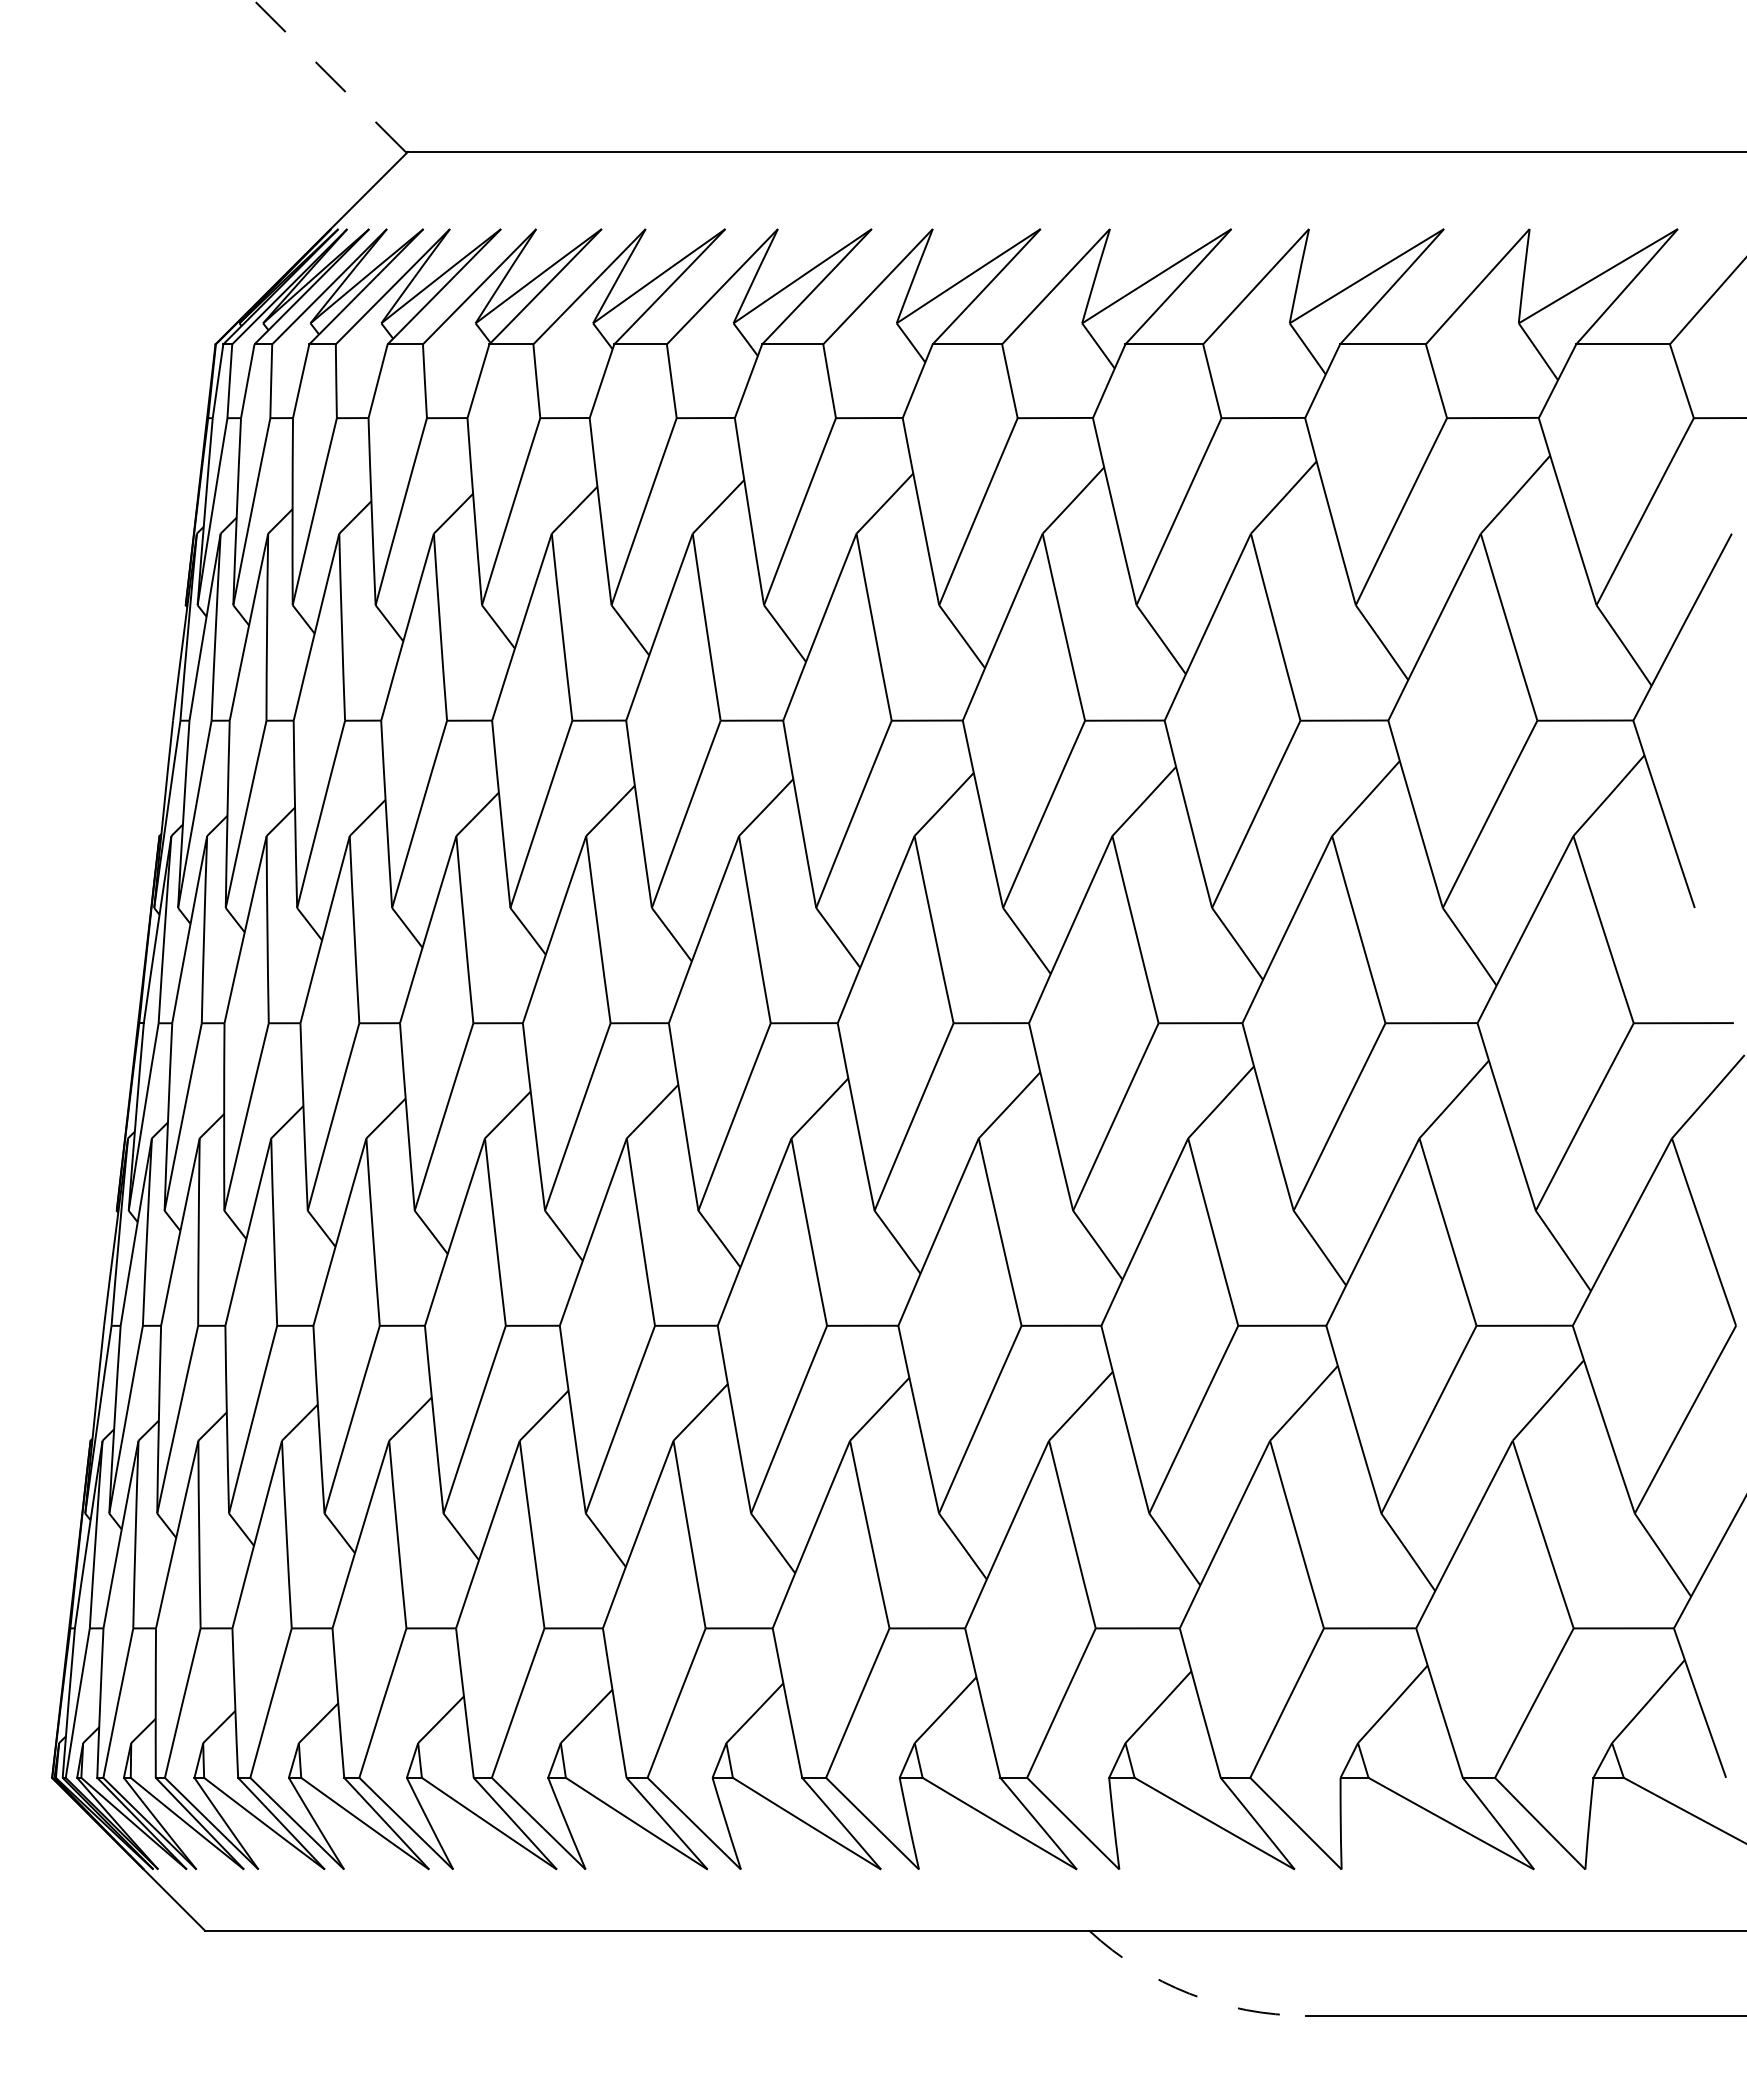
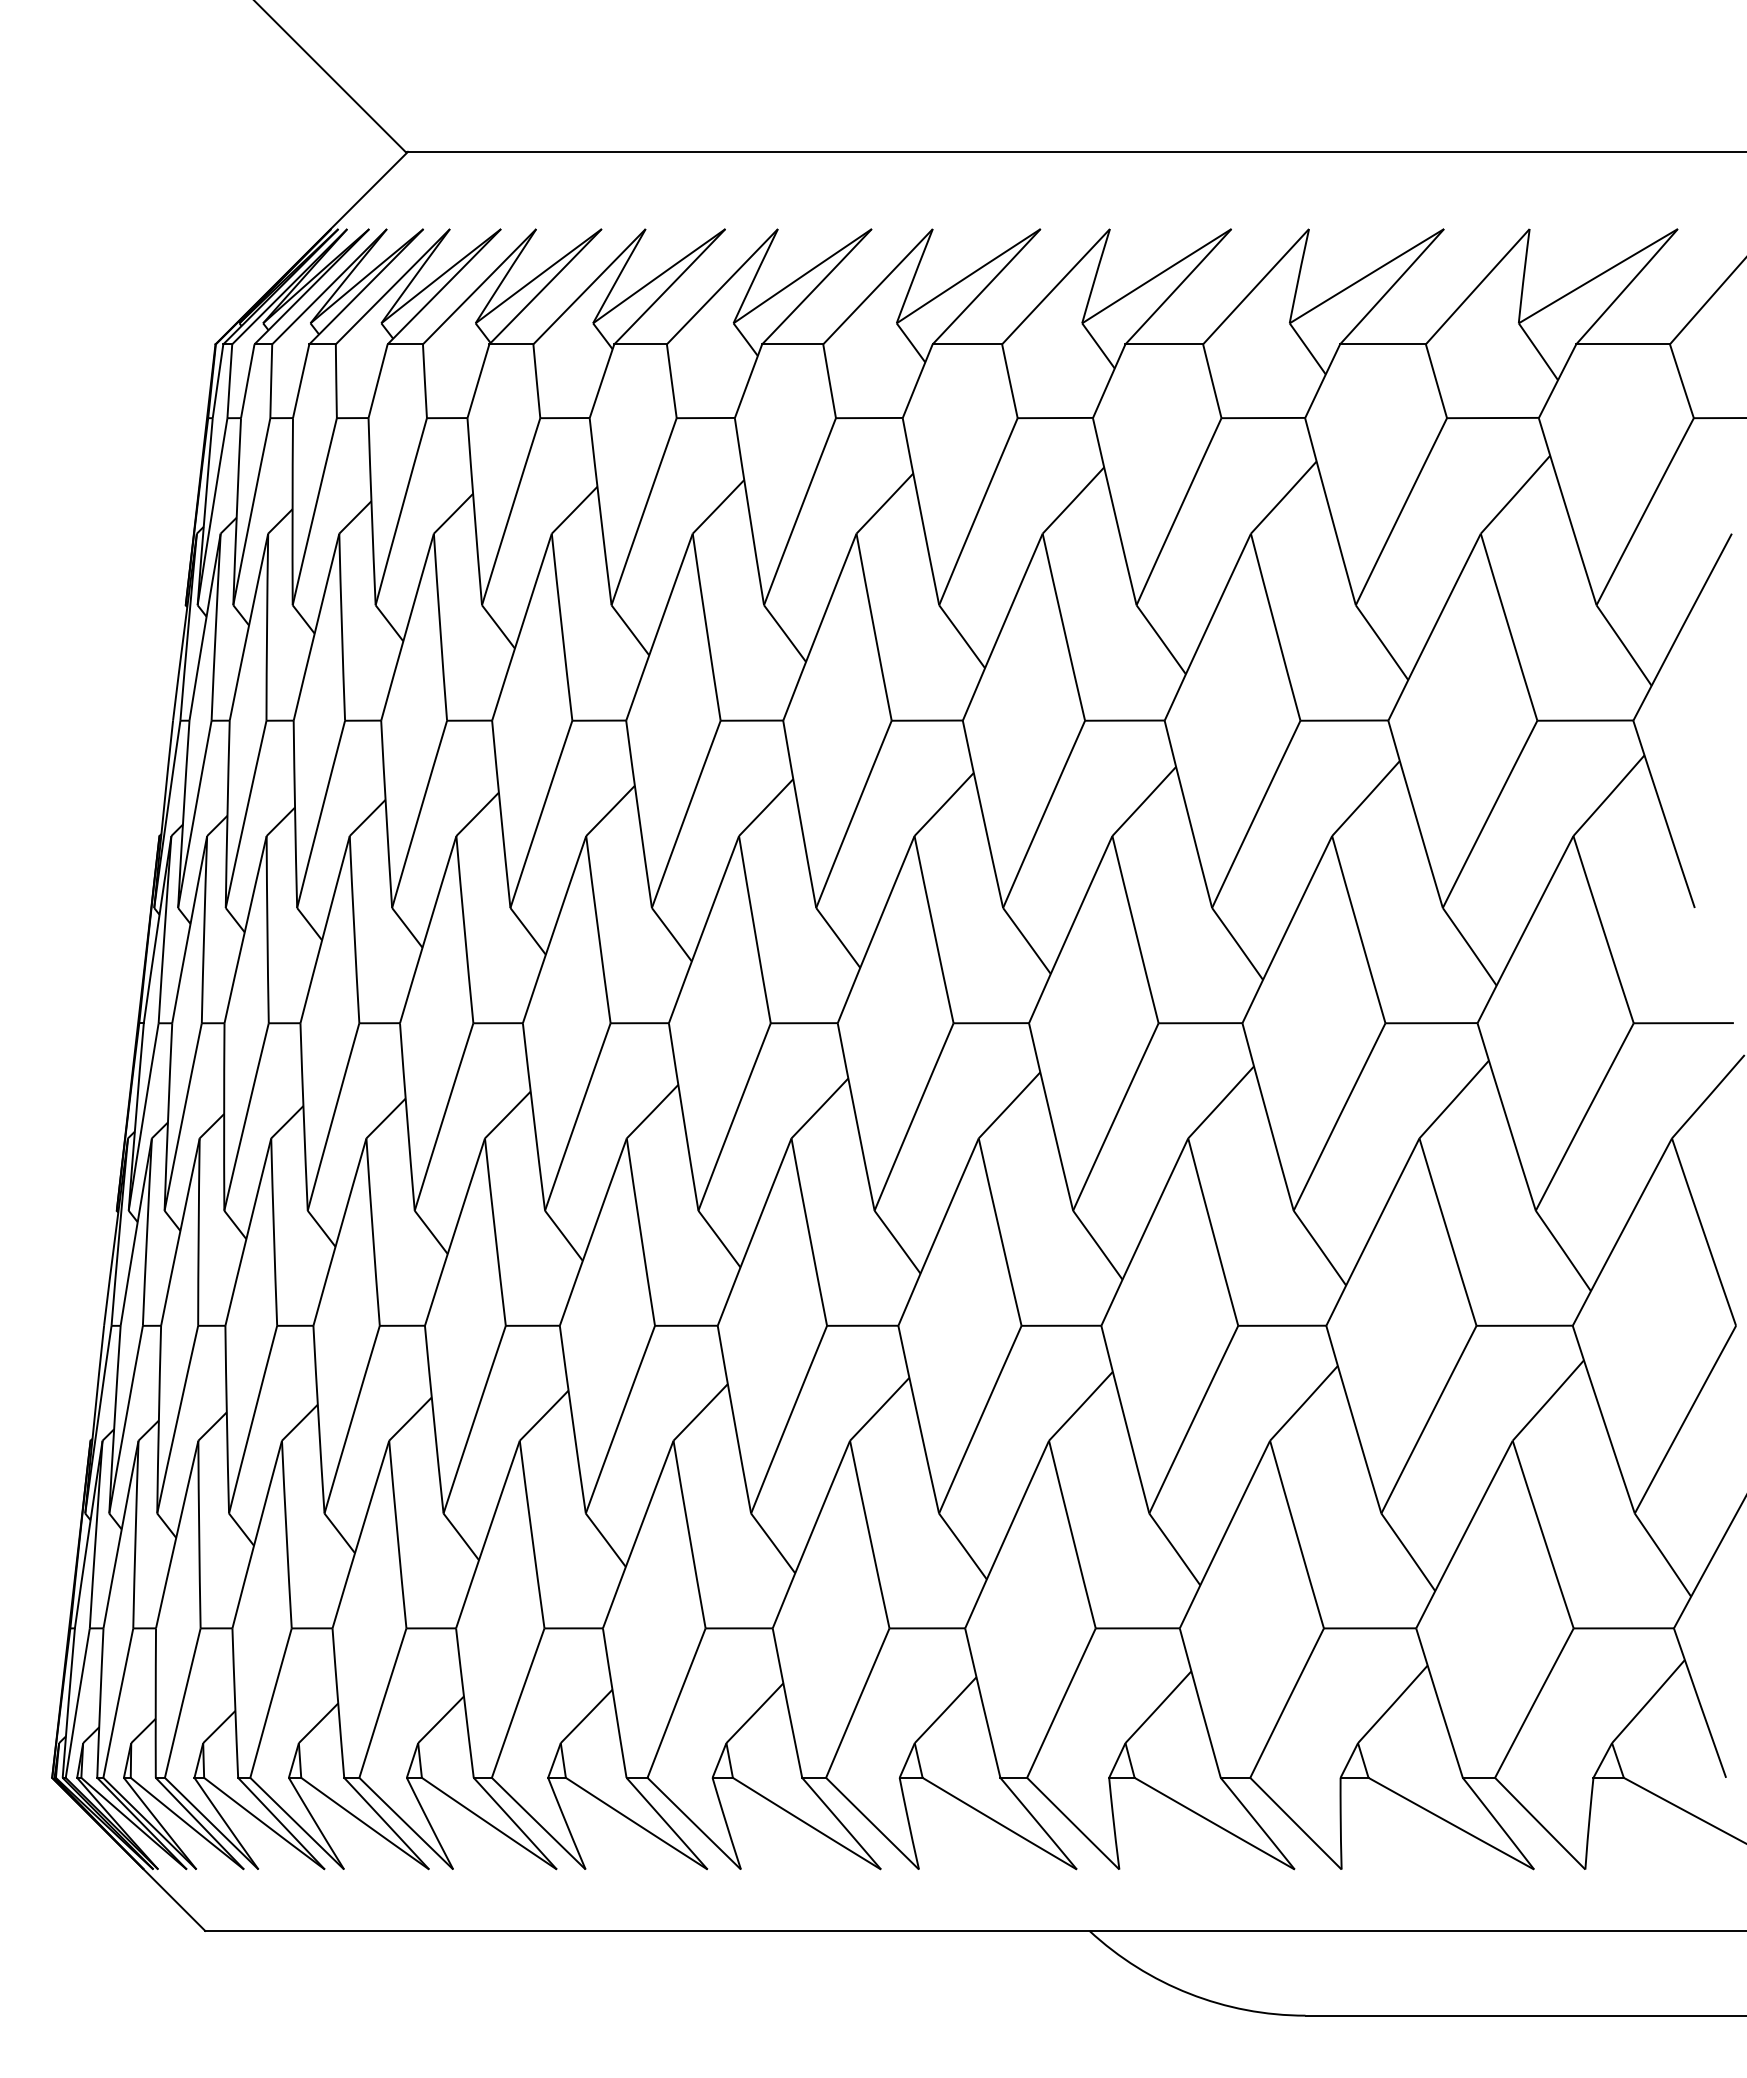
line: dashed -> solid (329, 75)
arc: dashed -> solid (1189, 1993)
